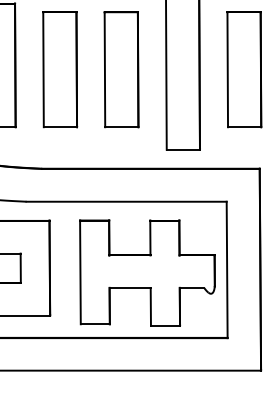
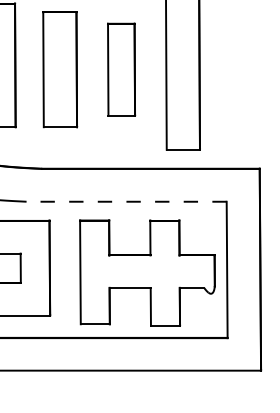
part size: 37x118 px -> 30x95 px (121, 69)
part: present -> none (244, 69)
line: solid -> dashed (126, 201)
